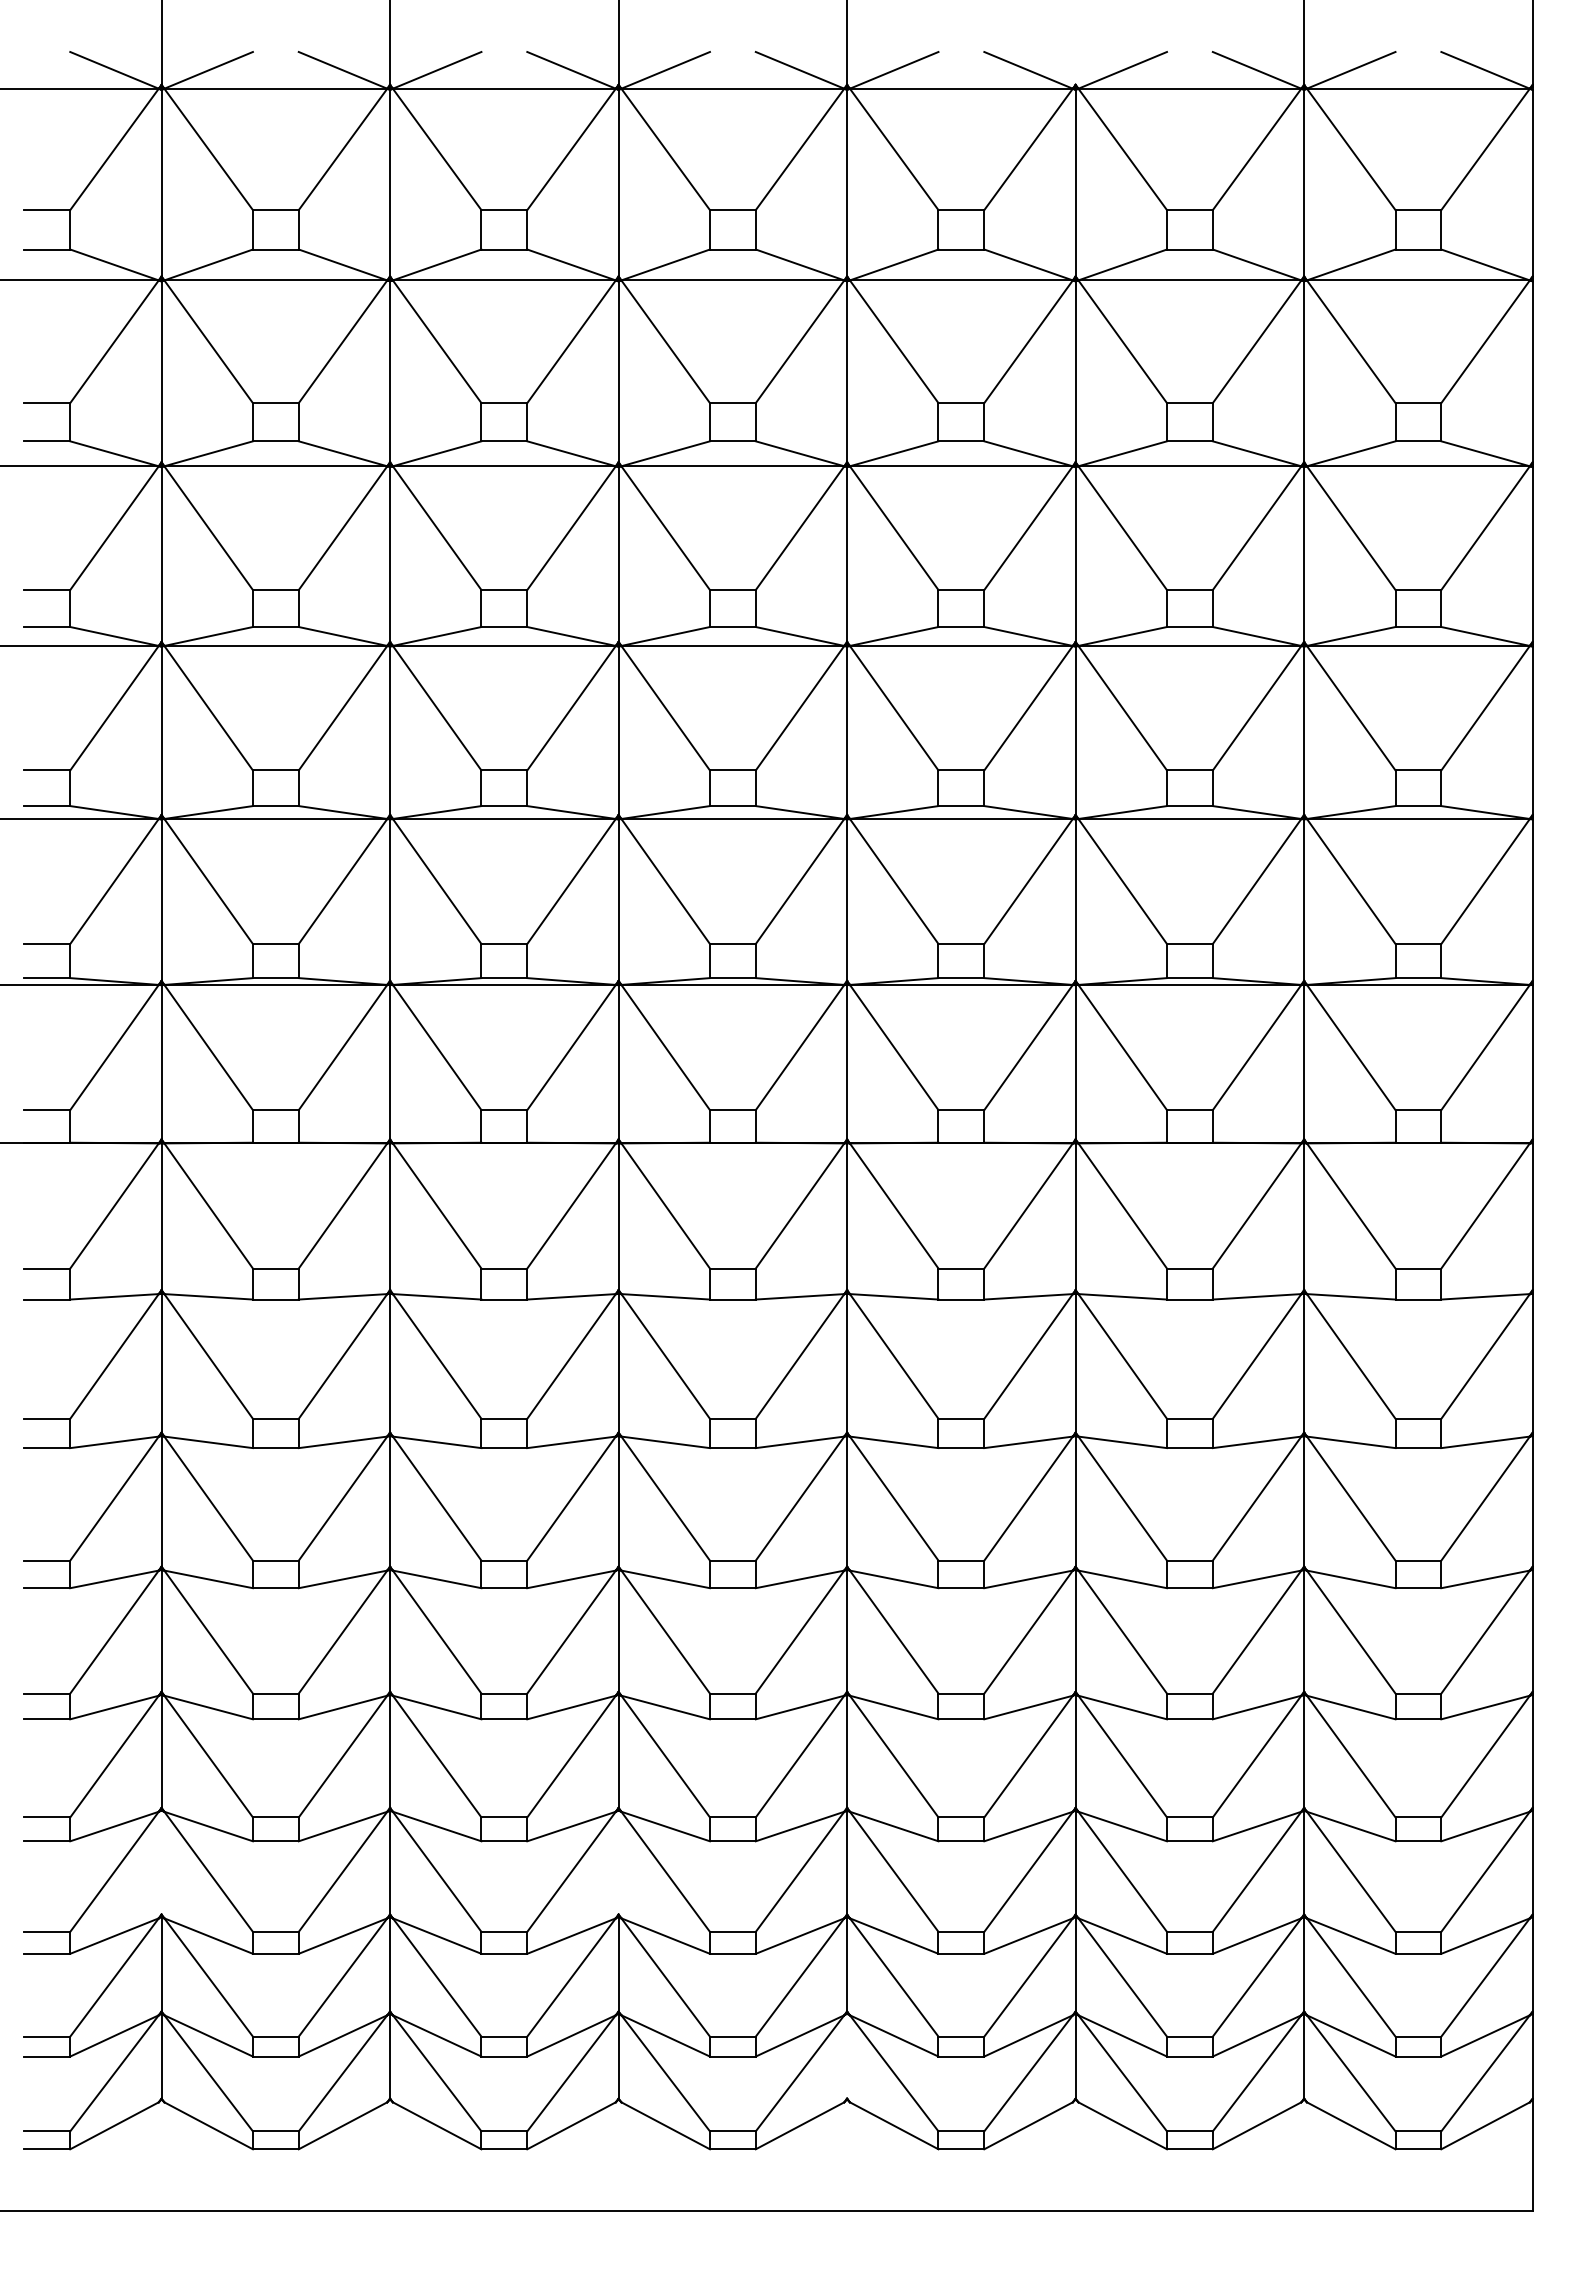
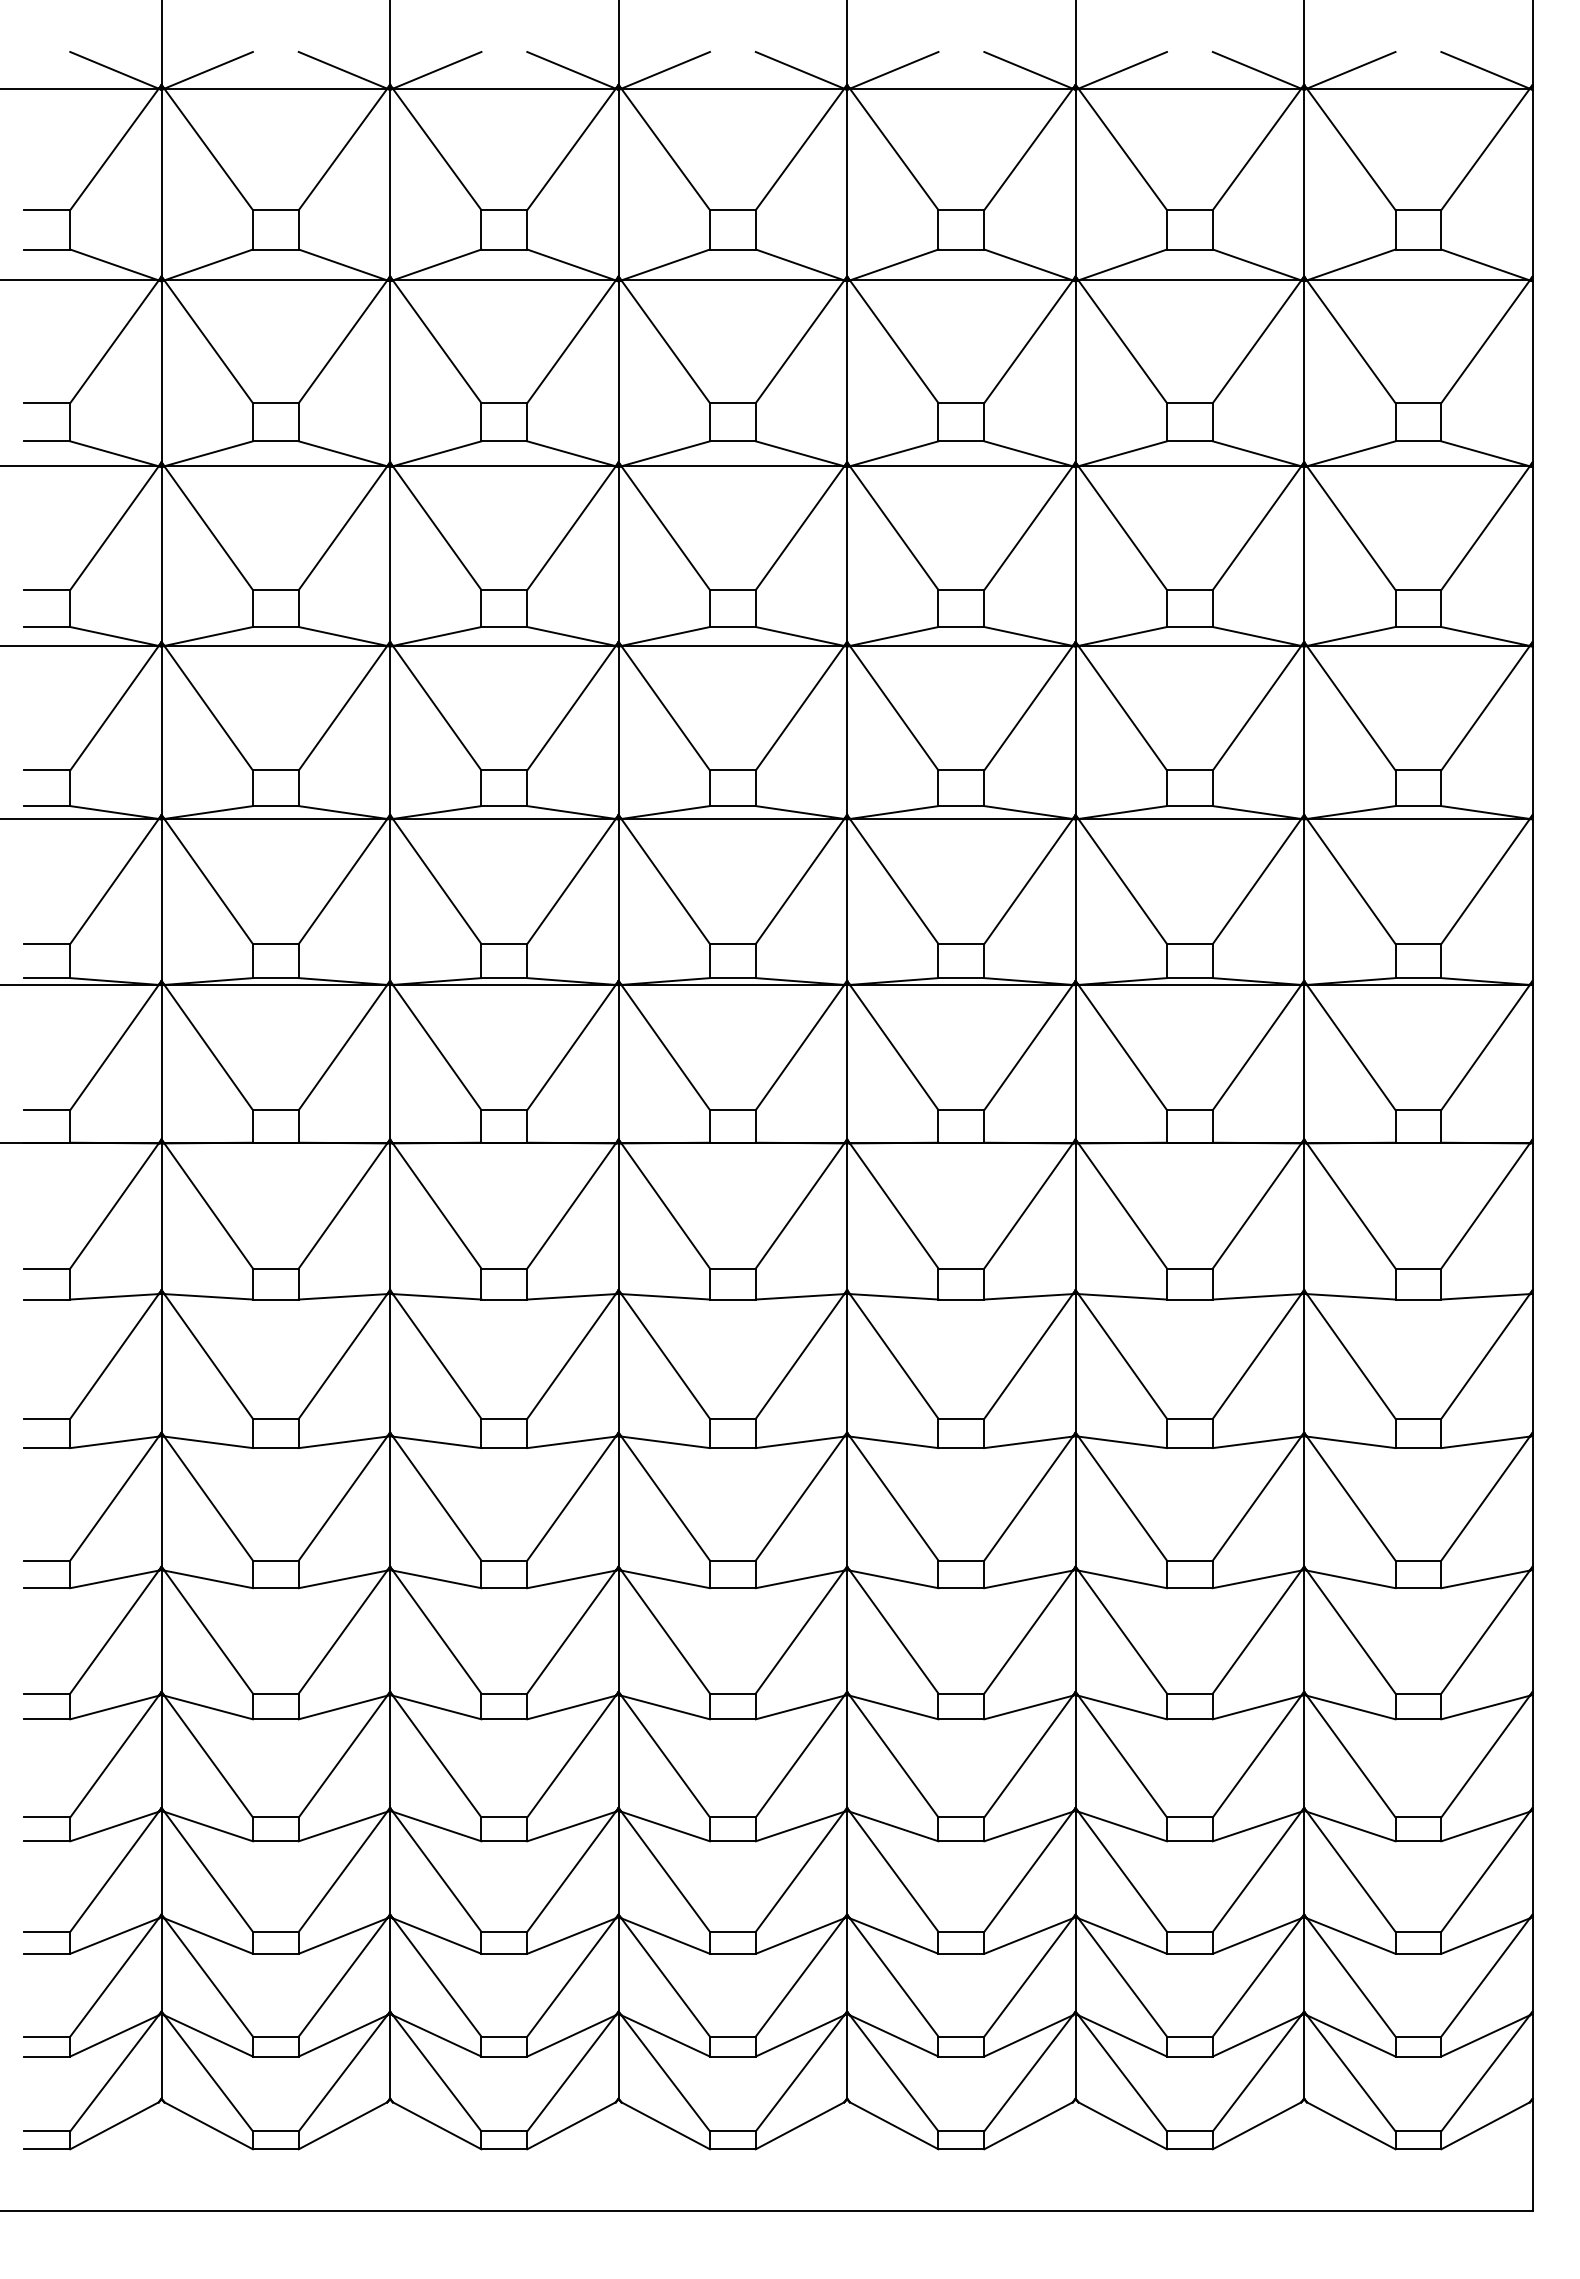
line: none -> present (1075, 43)
line: none -> present (161, 1862)
line: none -> present (618, 1862)
line: none -> present (847, 2055)
